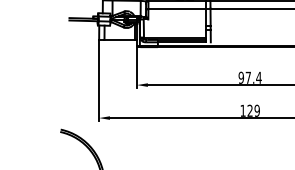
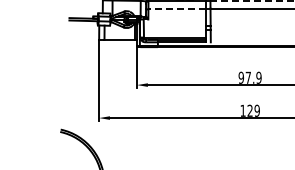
line: solid -> dashed (253, 1)
line: solid -> dashed (177, 9)
text: 97.4 -> 97.9 (258, 77)
